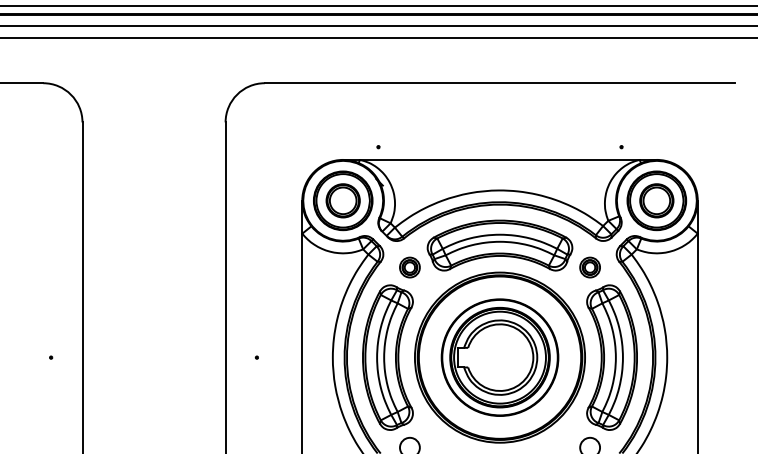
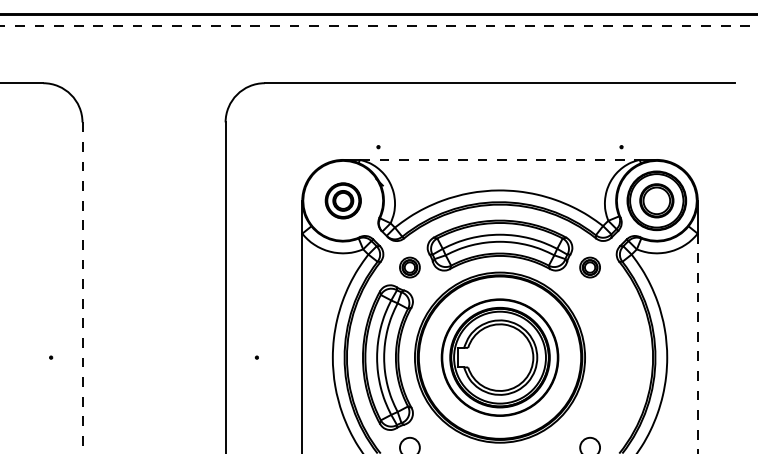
line: present -> none (378, 5)
line: solid -> dashed (378, 26)
line: present -> none (378, 38)
line: solid -> dashed (499, 159)
part size: 61x62 px -> 38x38 px (342, 200)
line: solid -> dashed (82, 288)
line: solid -> dashed (697, 343)
part: present -> none (611, 357)
